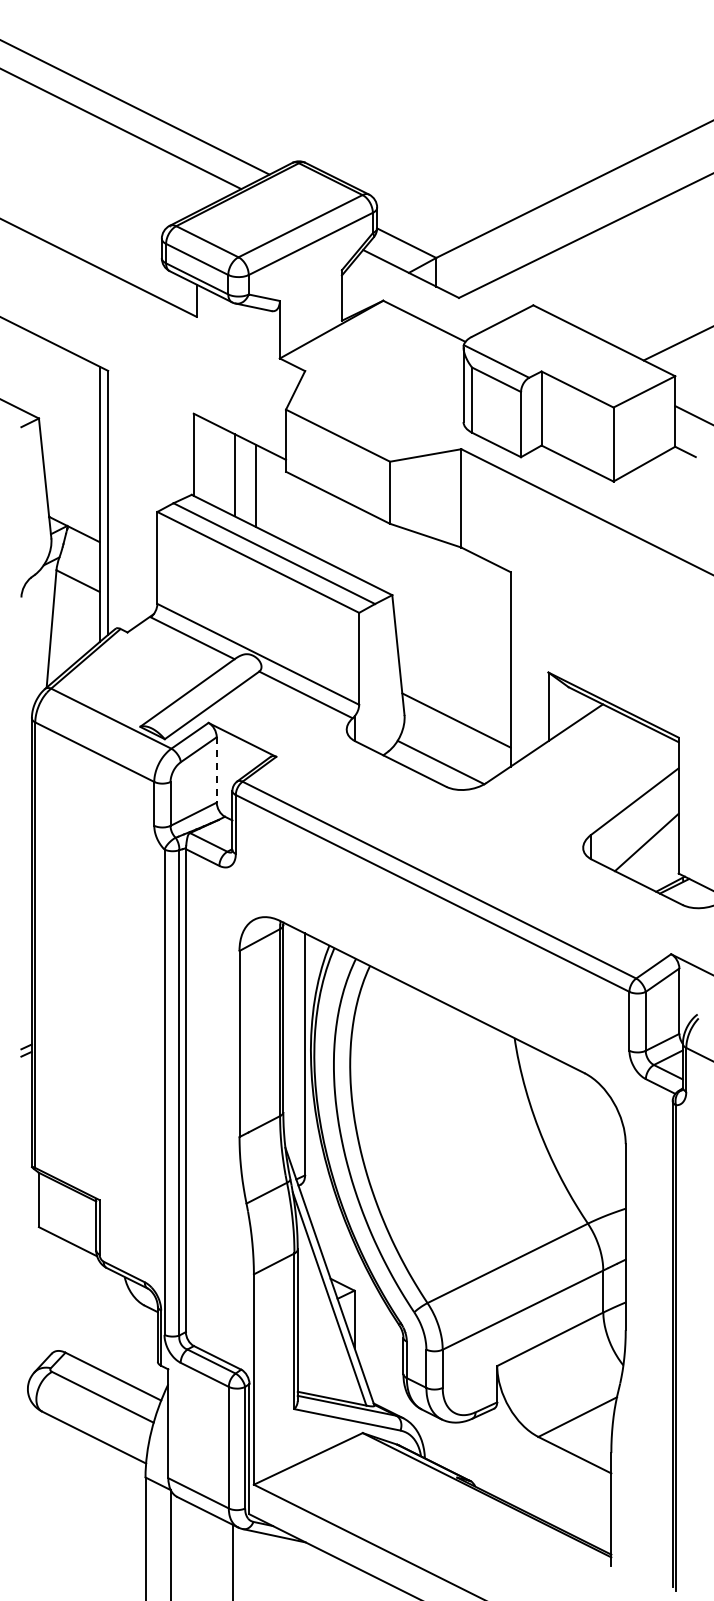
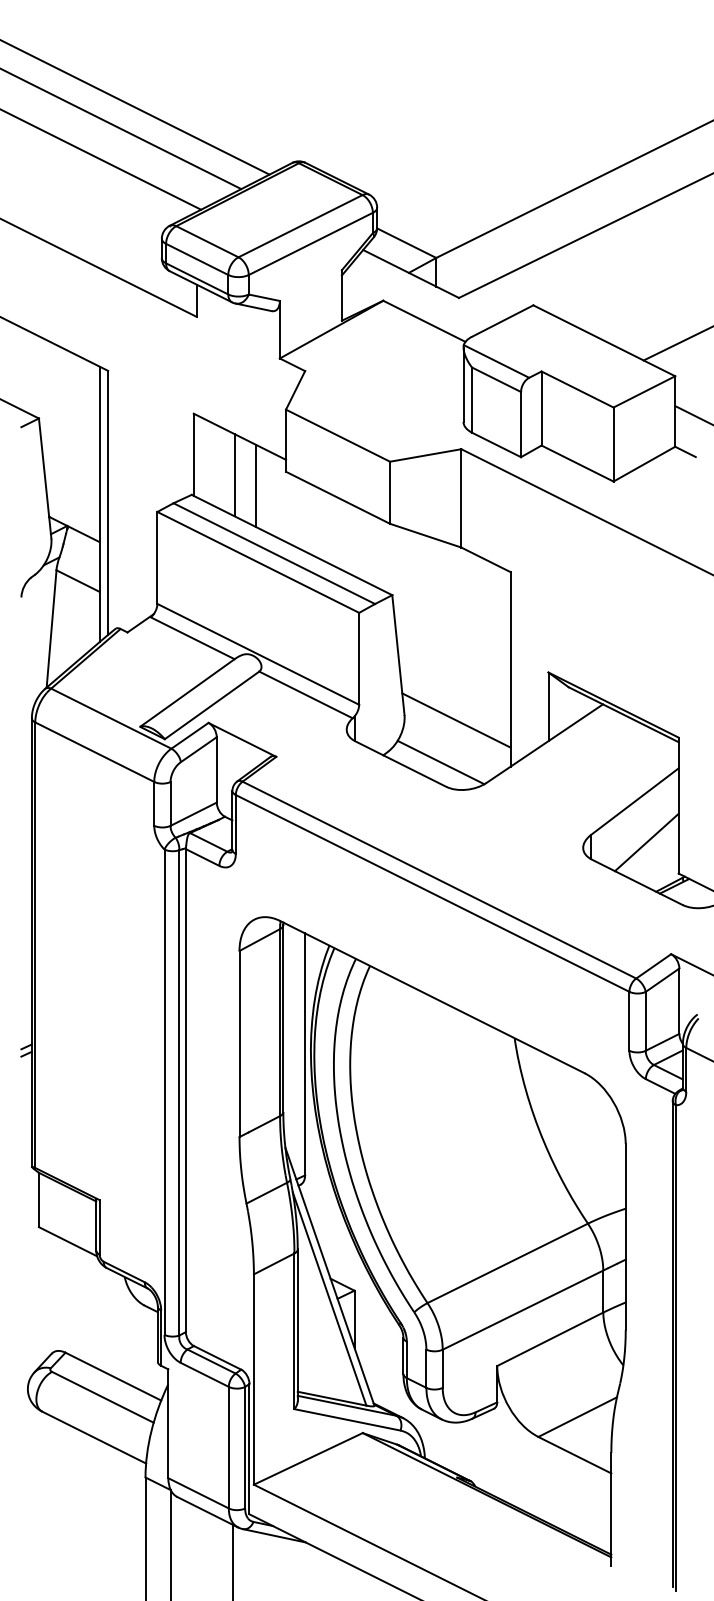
line: none -> present (101, 159)
line: dashed -> solid (216, 769)
